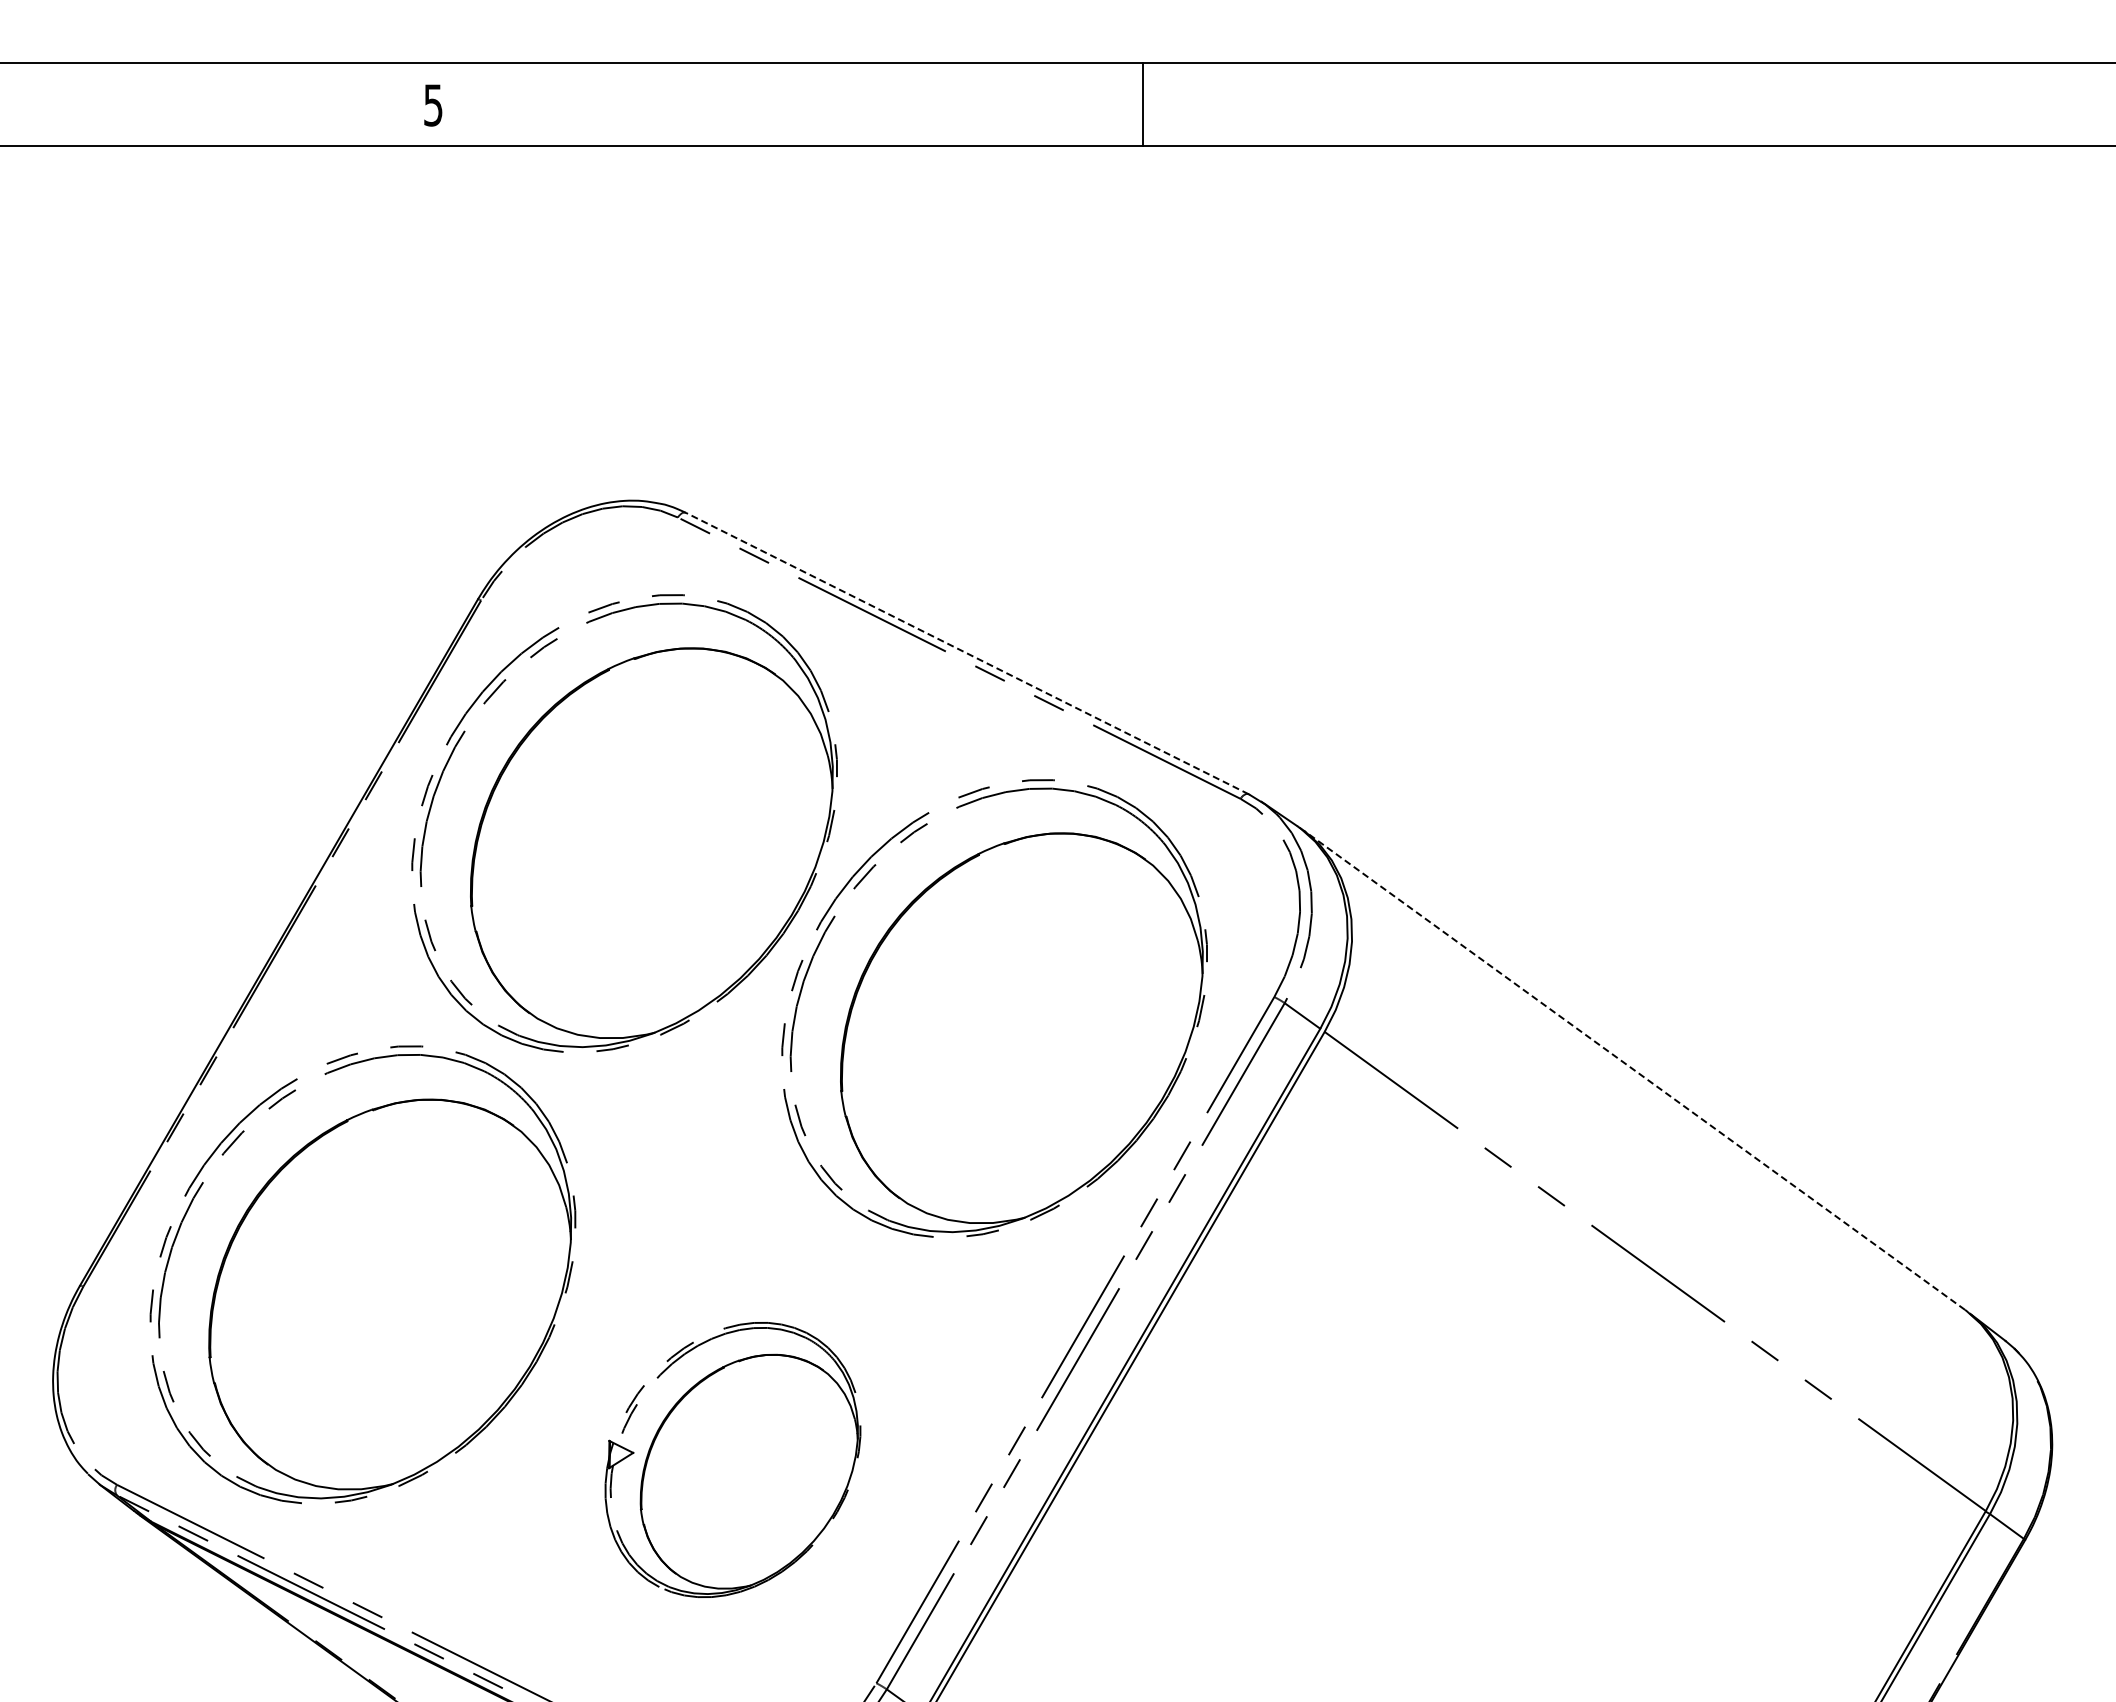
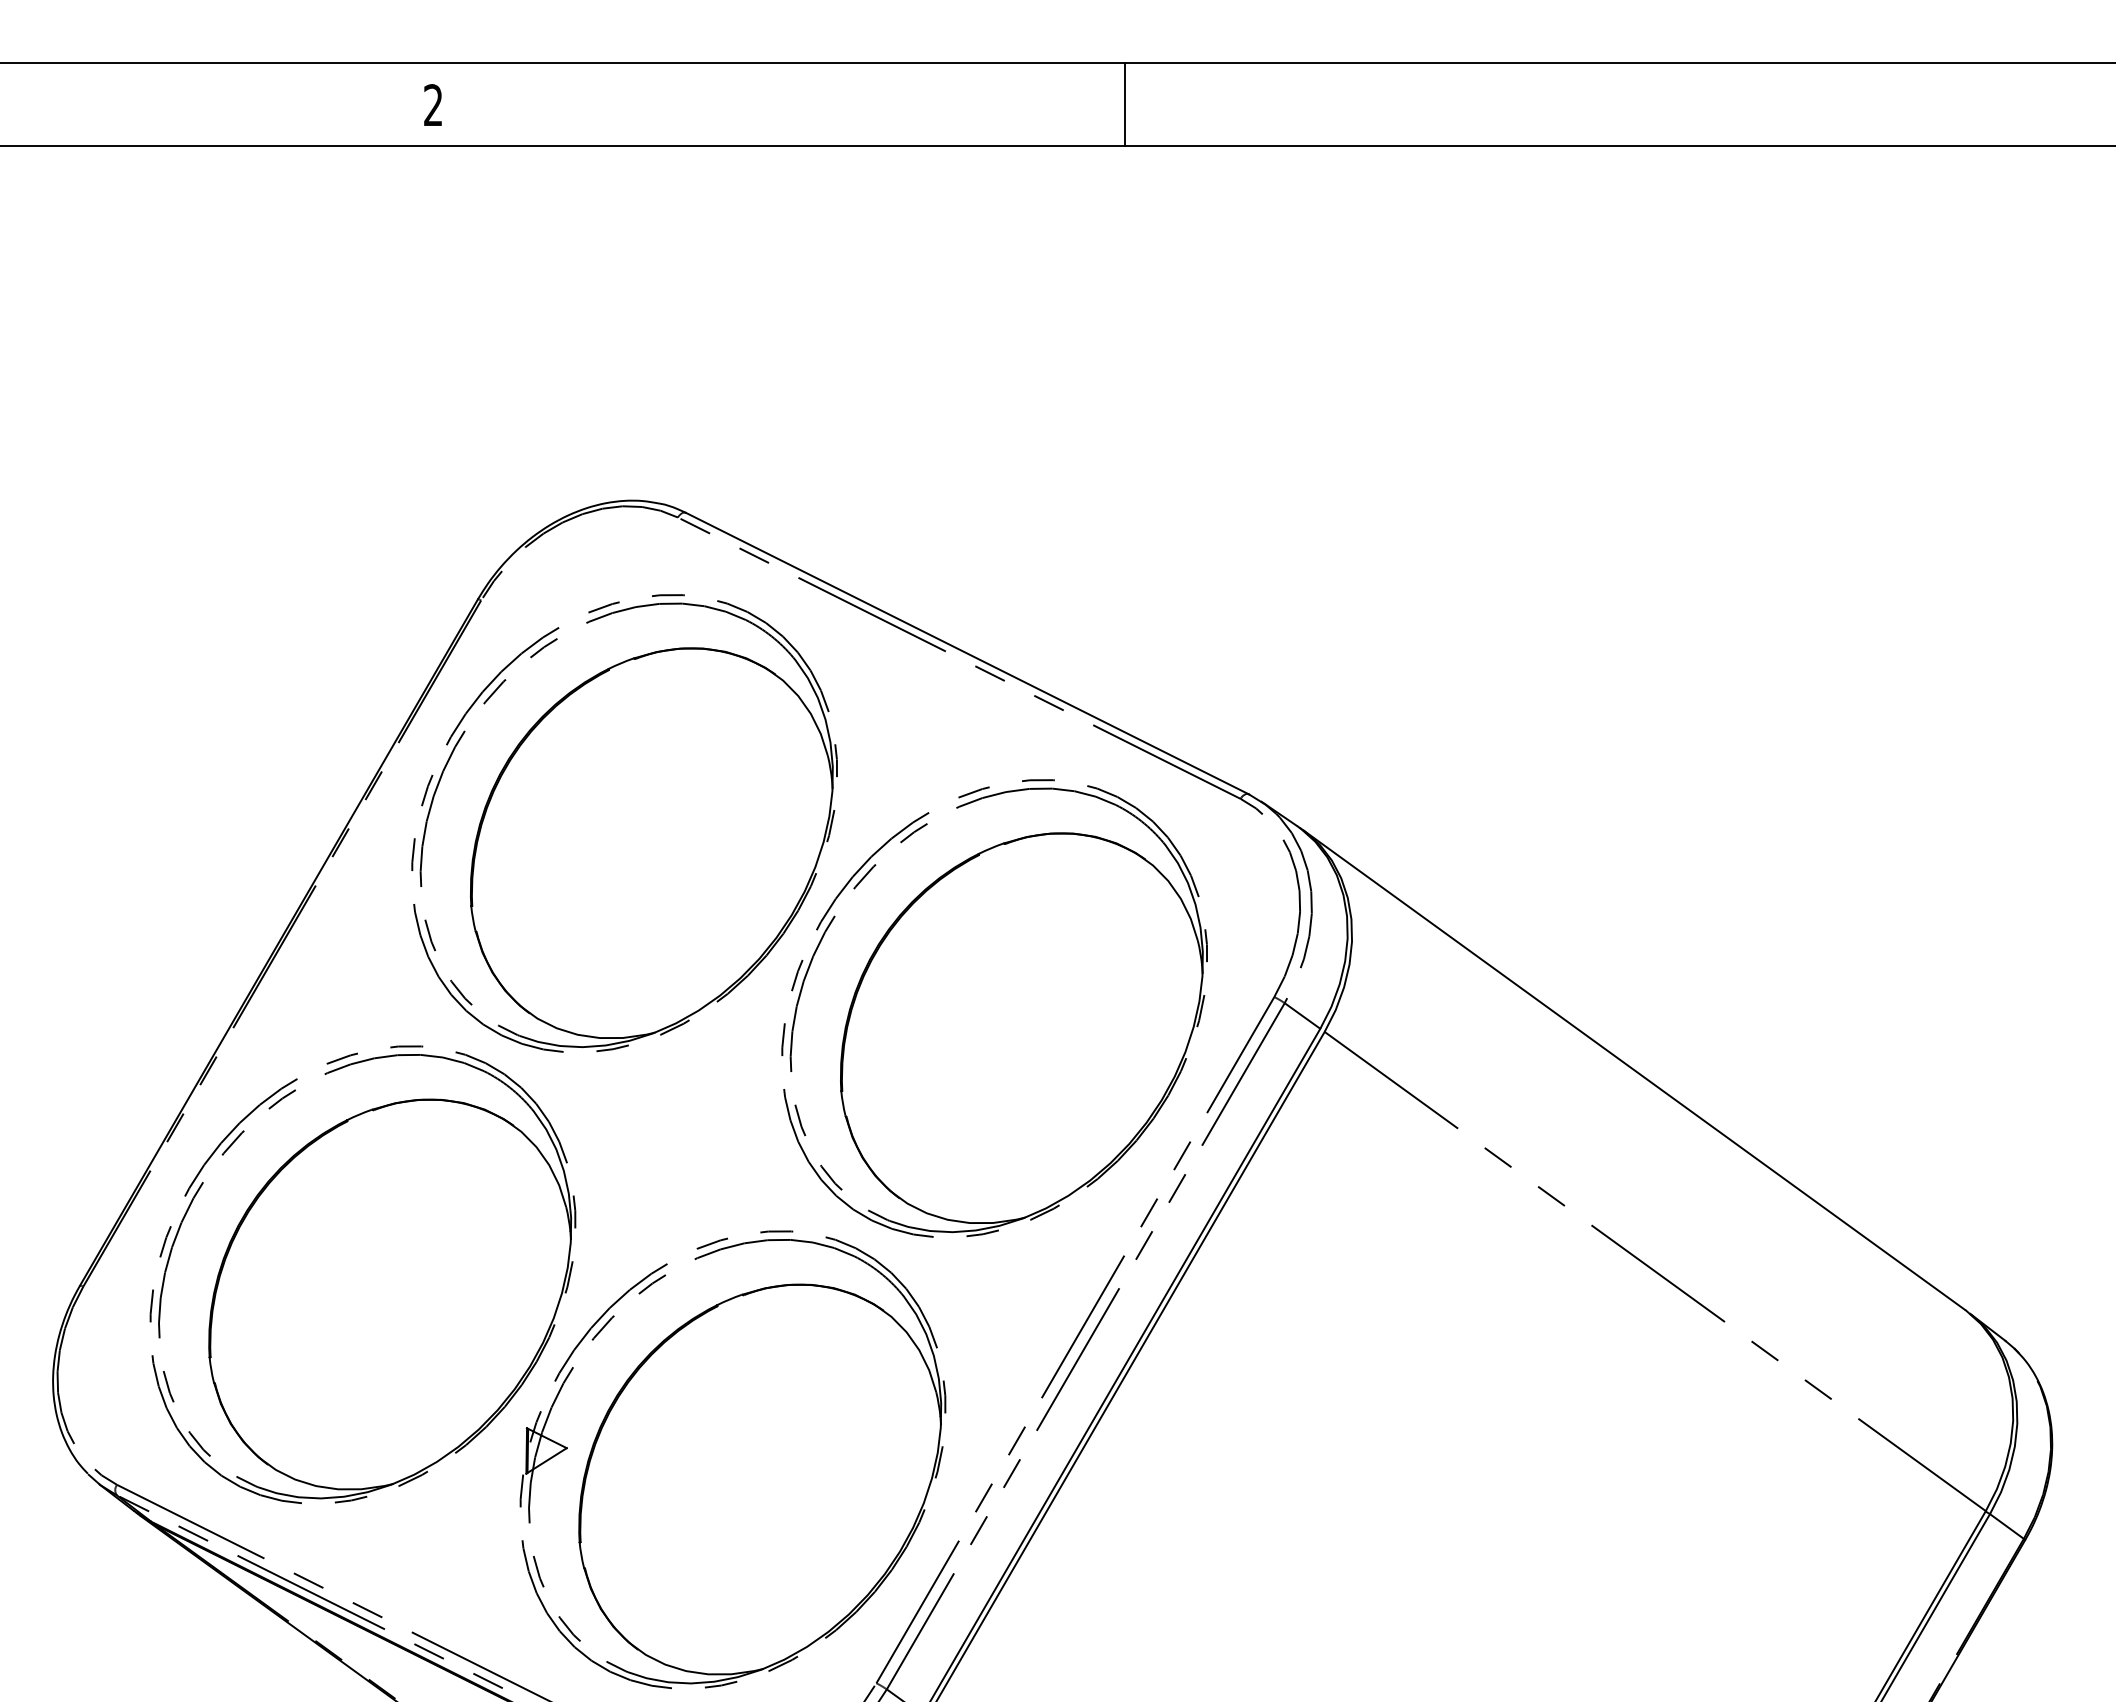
line position: (1142, 104) -> (1124, 104) (1124, 104)
text: 5 -> 2 (433, 105)
line: dashed -> solid (967, 653)
line: dashed -> solid (1634, 1069)
part size: 258x276 px -> 428x460 px (732, 1459)
